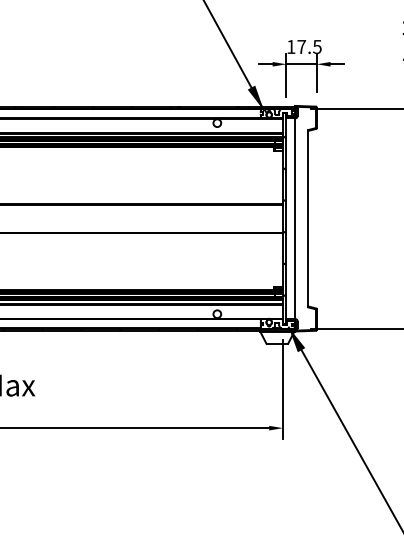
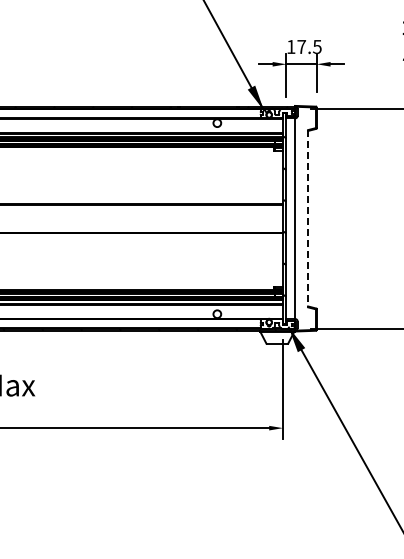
line: solid -> dashed (308, 218)
